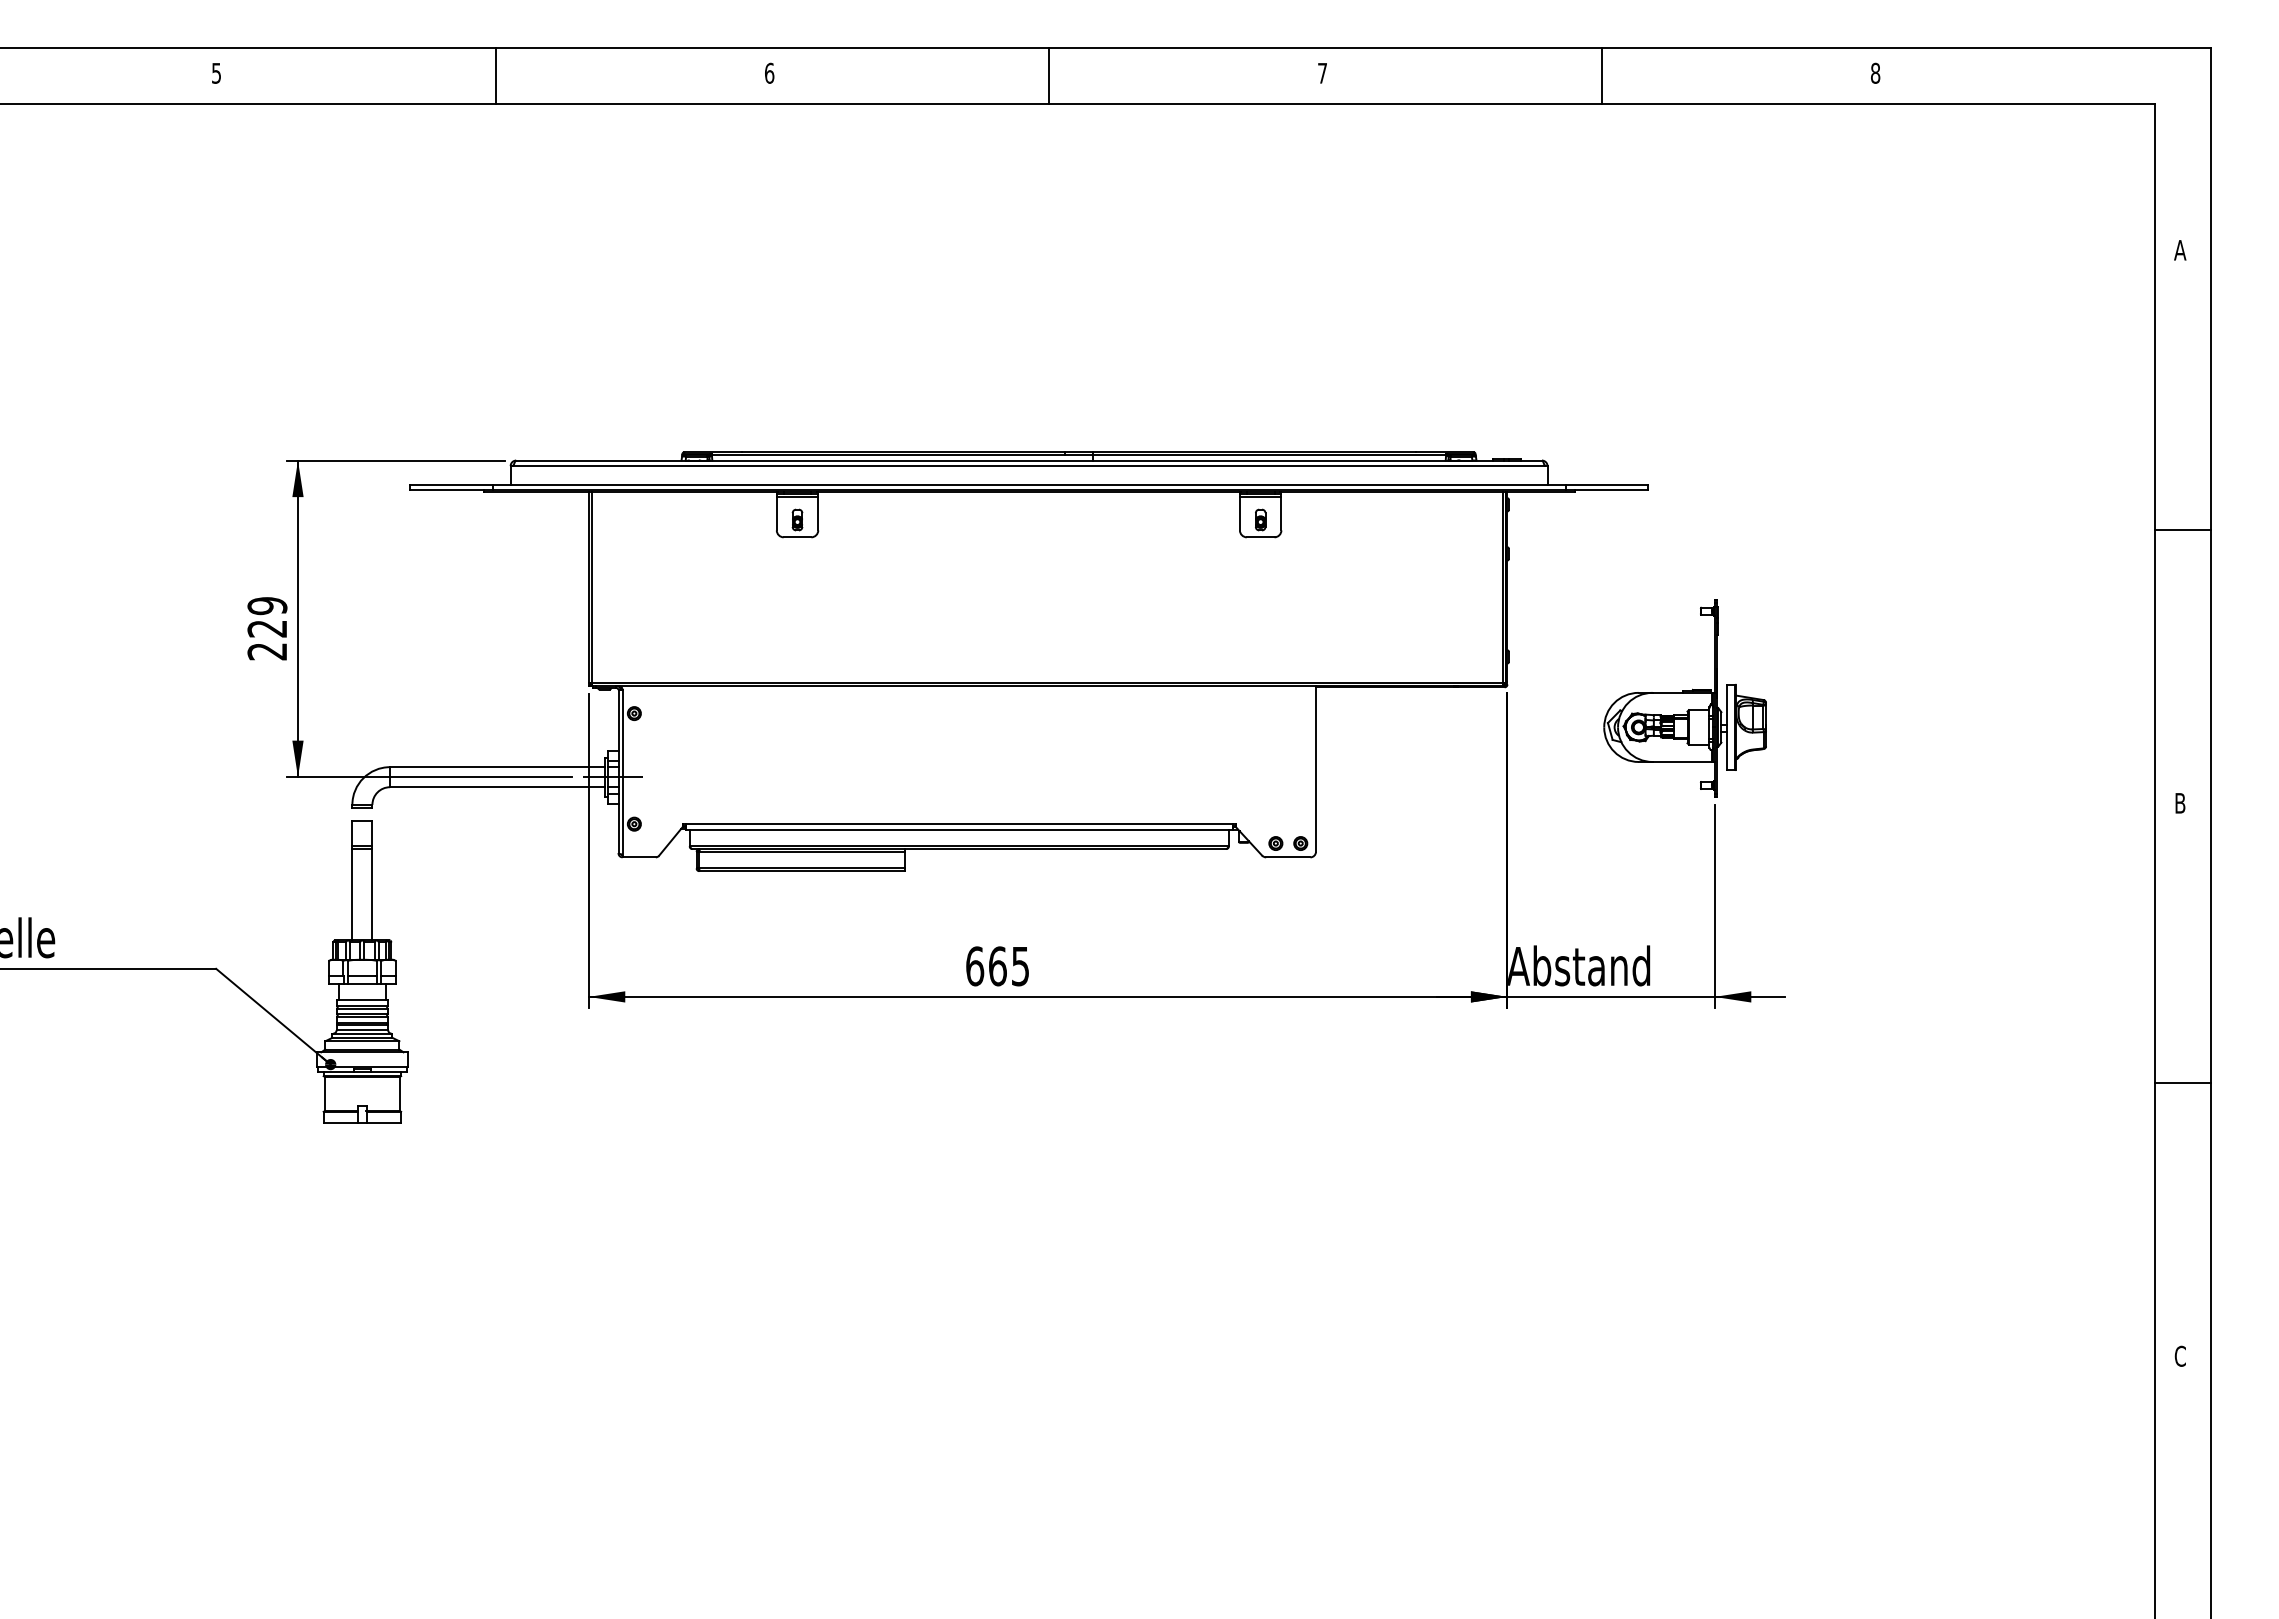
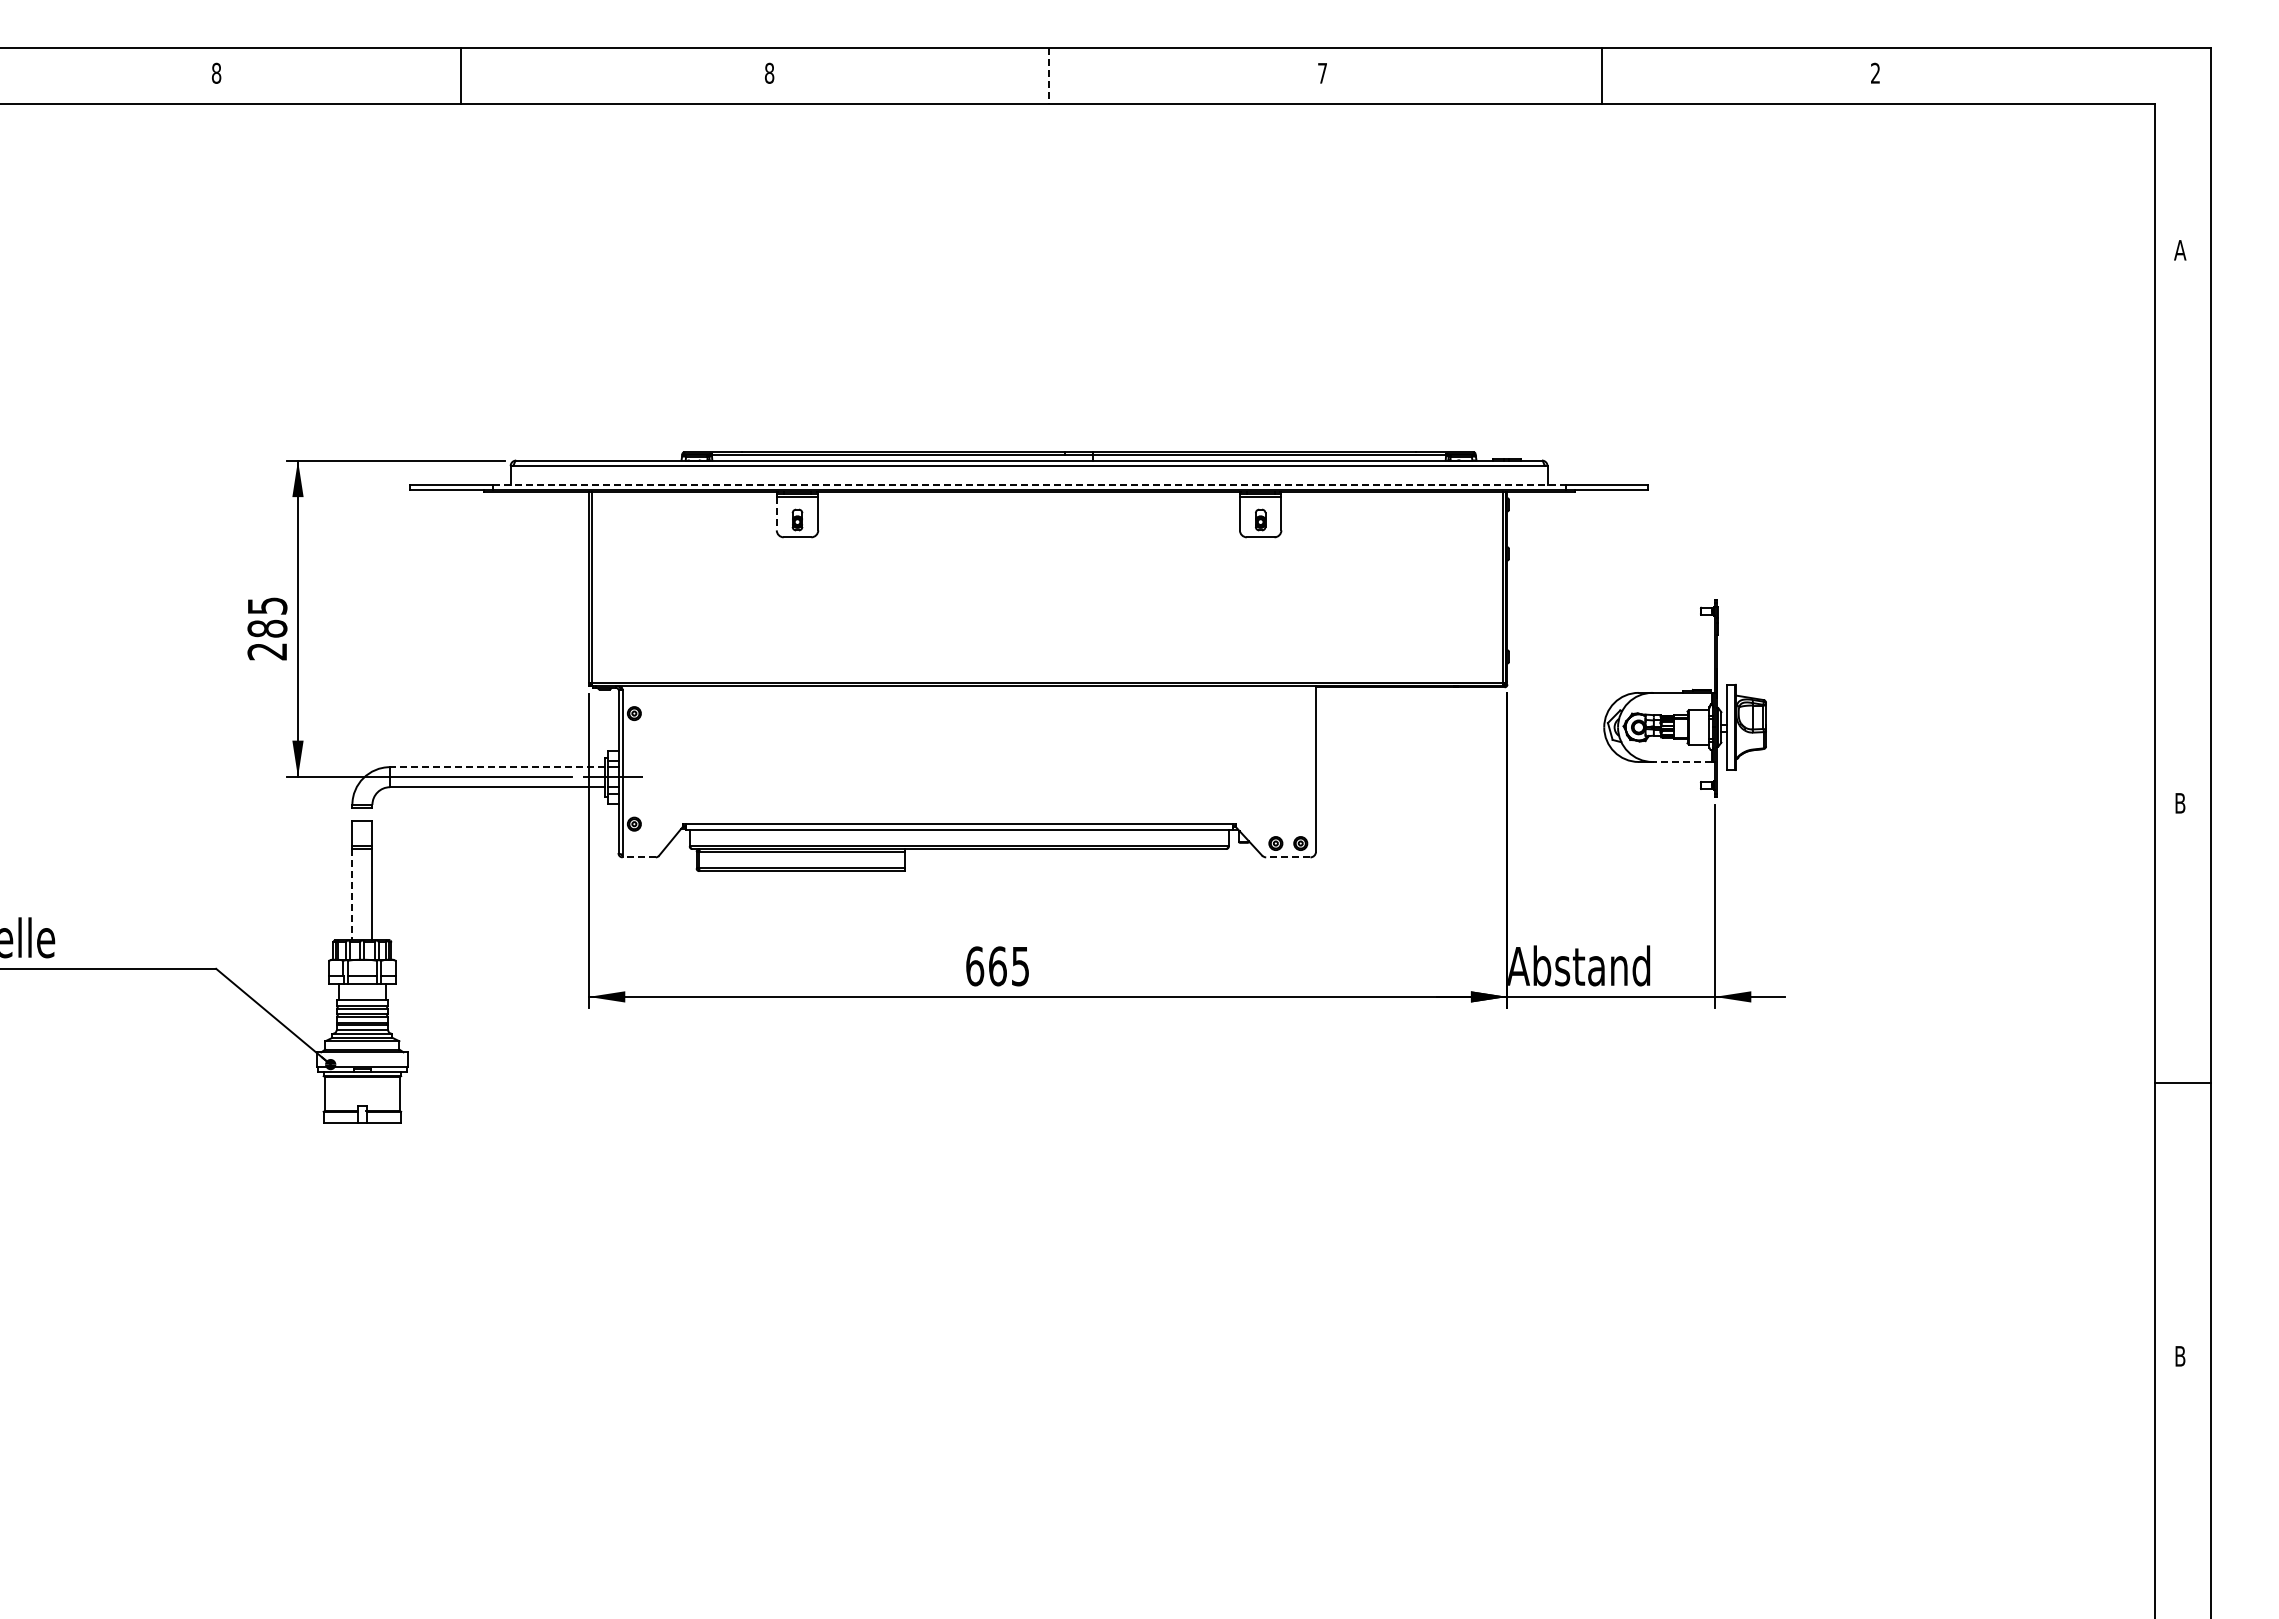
text: 5 -> 8 (216, 72)
text: 6 -> 8 (769, 72)
text: 8 -> 2 (1875, 72)
line position: (496, 75) -> (461, 75) (461, 75)
line: solid -> dashed (1049, 76)
line: solid -> dashed (1029, 485)
line: solid -> dashed (776, 513)
line: present -> none (2182, 529)
text: 229 -> 285 (267, 617)
line: solid -> dashed (1682, 761)
line: solid -> dashed (496, 767)
line: solid -> dashed (639, 857)
line: solid -> dashed (1287, 857)
line: solid -> dashed (352, 894)
text: C -> B (2179, 1355)
